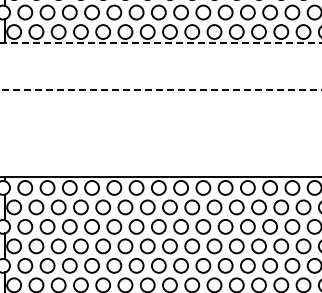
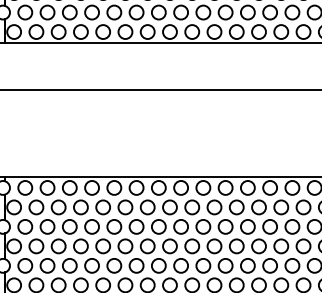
line: dashed -> solid (162, 43)
line: dashed -> solid (161, 89)
